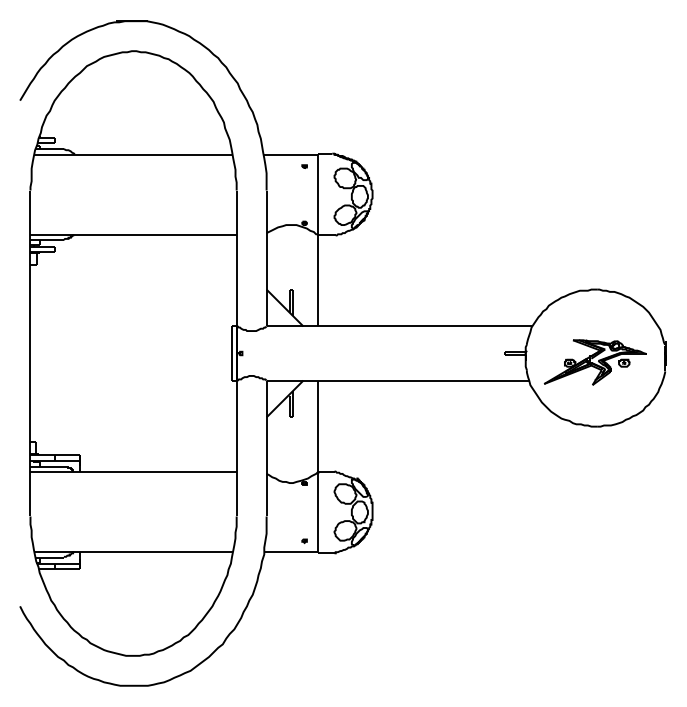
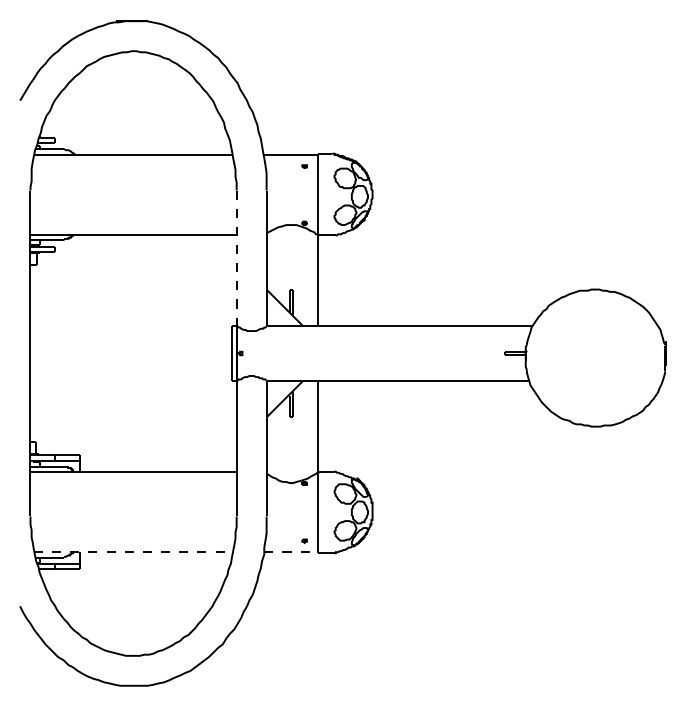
line: solid -> dashed (236, 258)
part: present -> none (595, 362)
line: solid -> dashed (133, 552)
line: solid -> dashed (291, 552)
